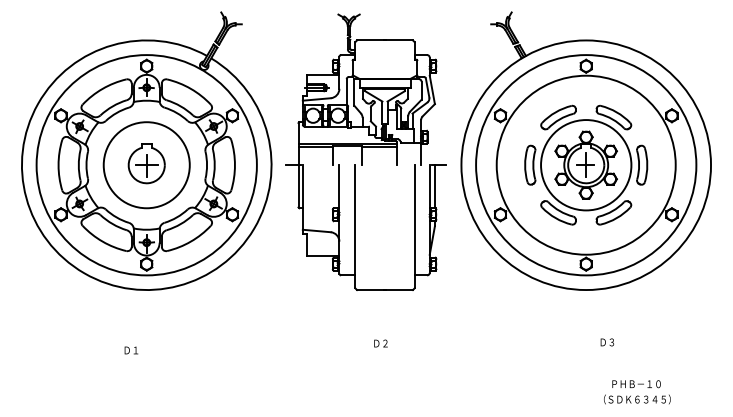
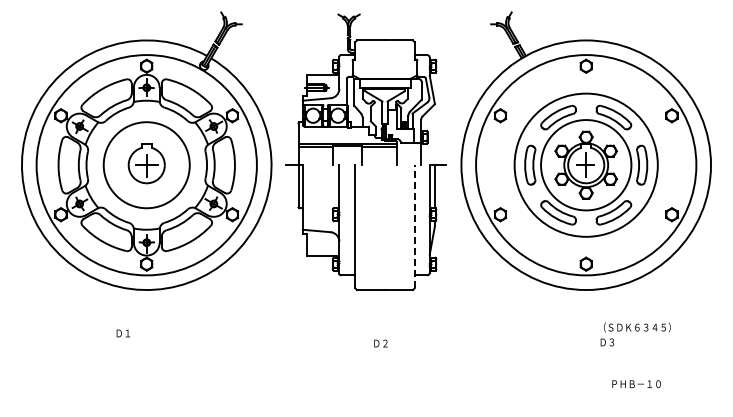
circle diameter: 179 px -> 143 px (585, 164)
line: solid -> dashed (414, 226)
text position: (131, 350) -> (123, 333) (123, 333)
text position: (637, 399) -> (637, 327) (637, 327)
